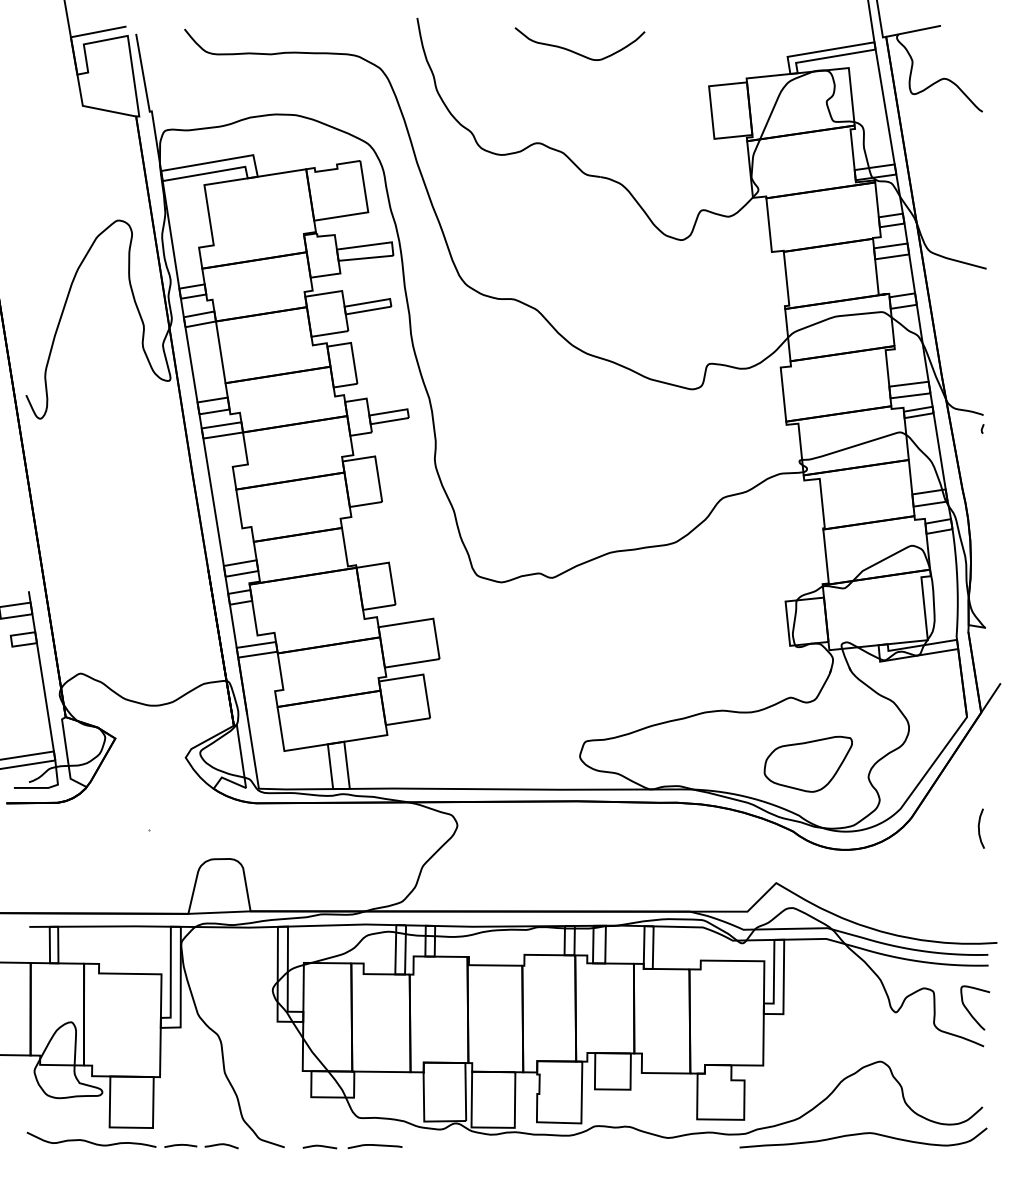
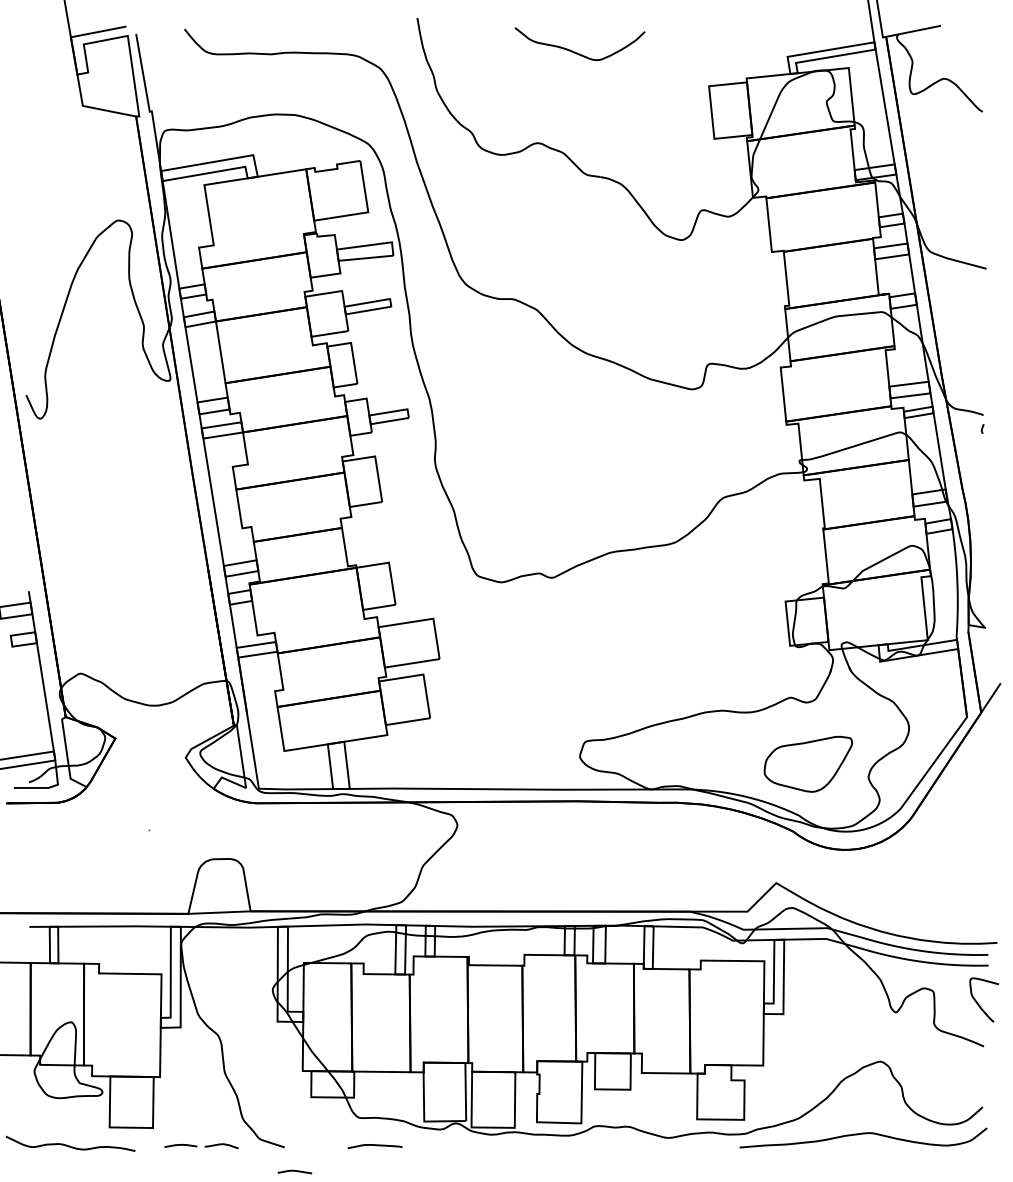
curve: present -> none (979, 828)
curve position: (970, 1012) -> (979, 1004) (979, 1004)
curve position: (91, 1141) -> (70, 1145) (70, 1145)
line position: (319, 1146) -> (294, 1171) (294, 1171)
